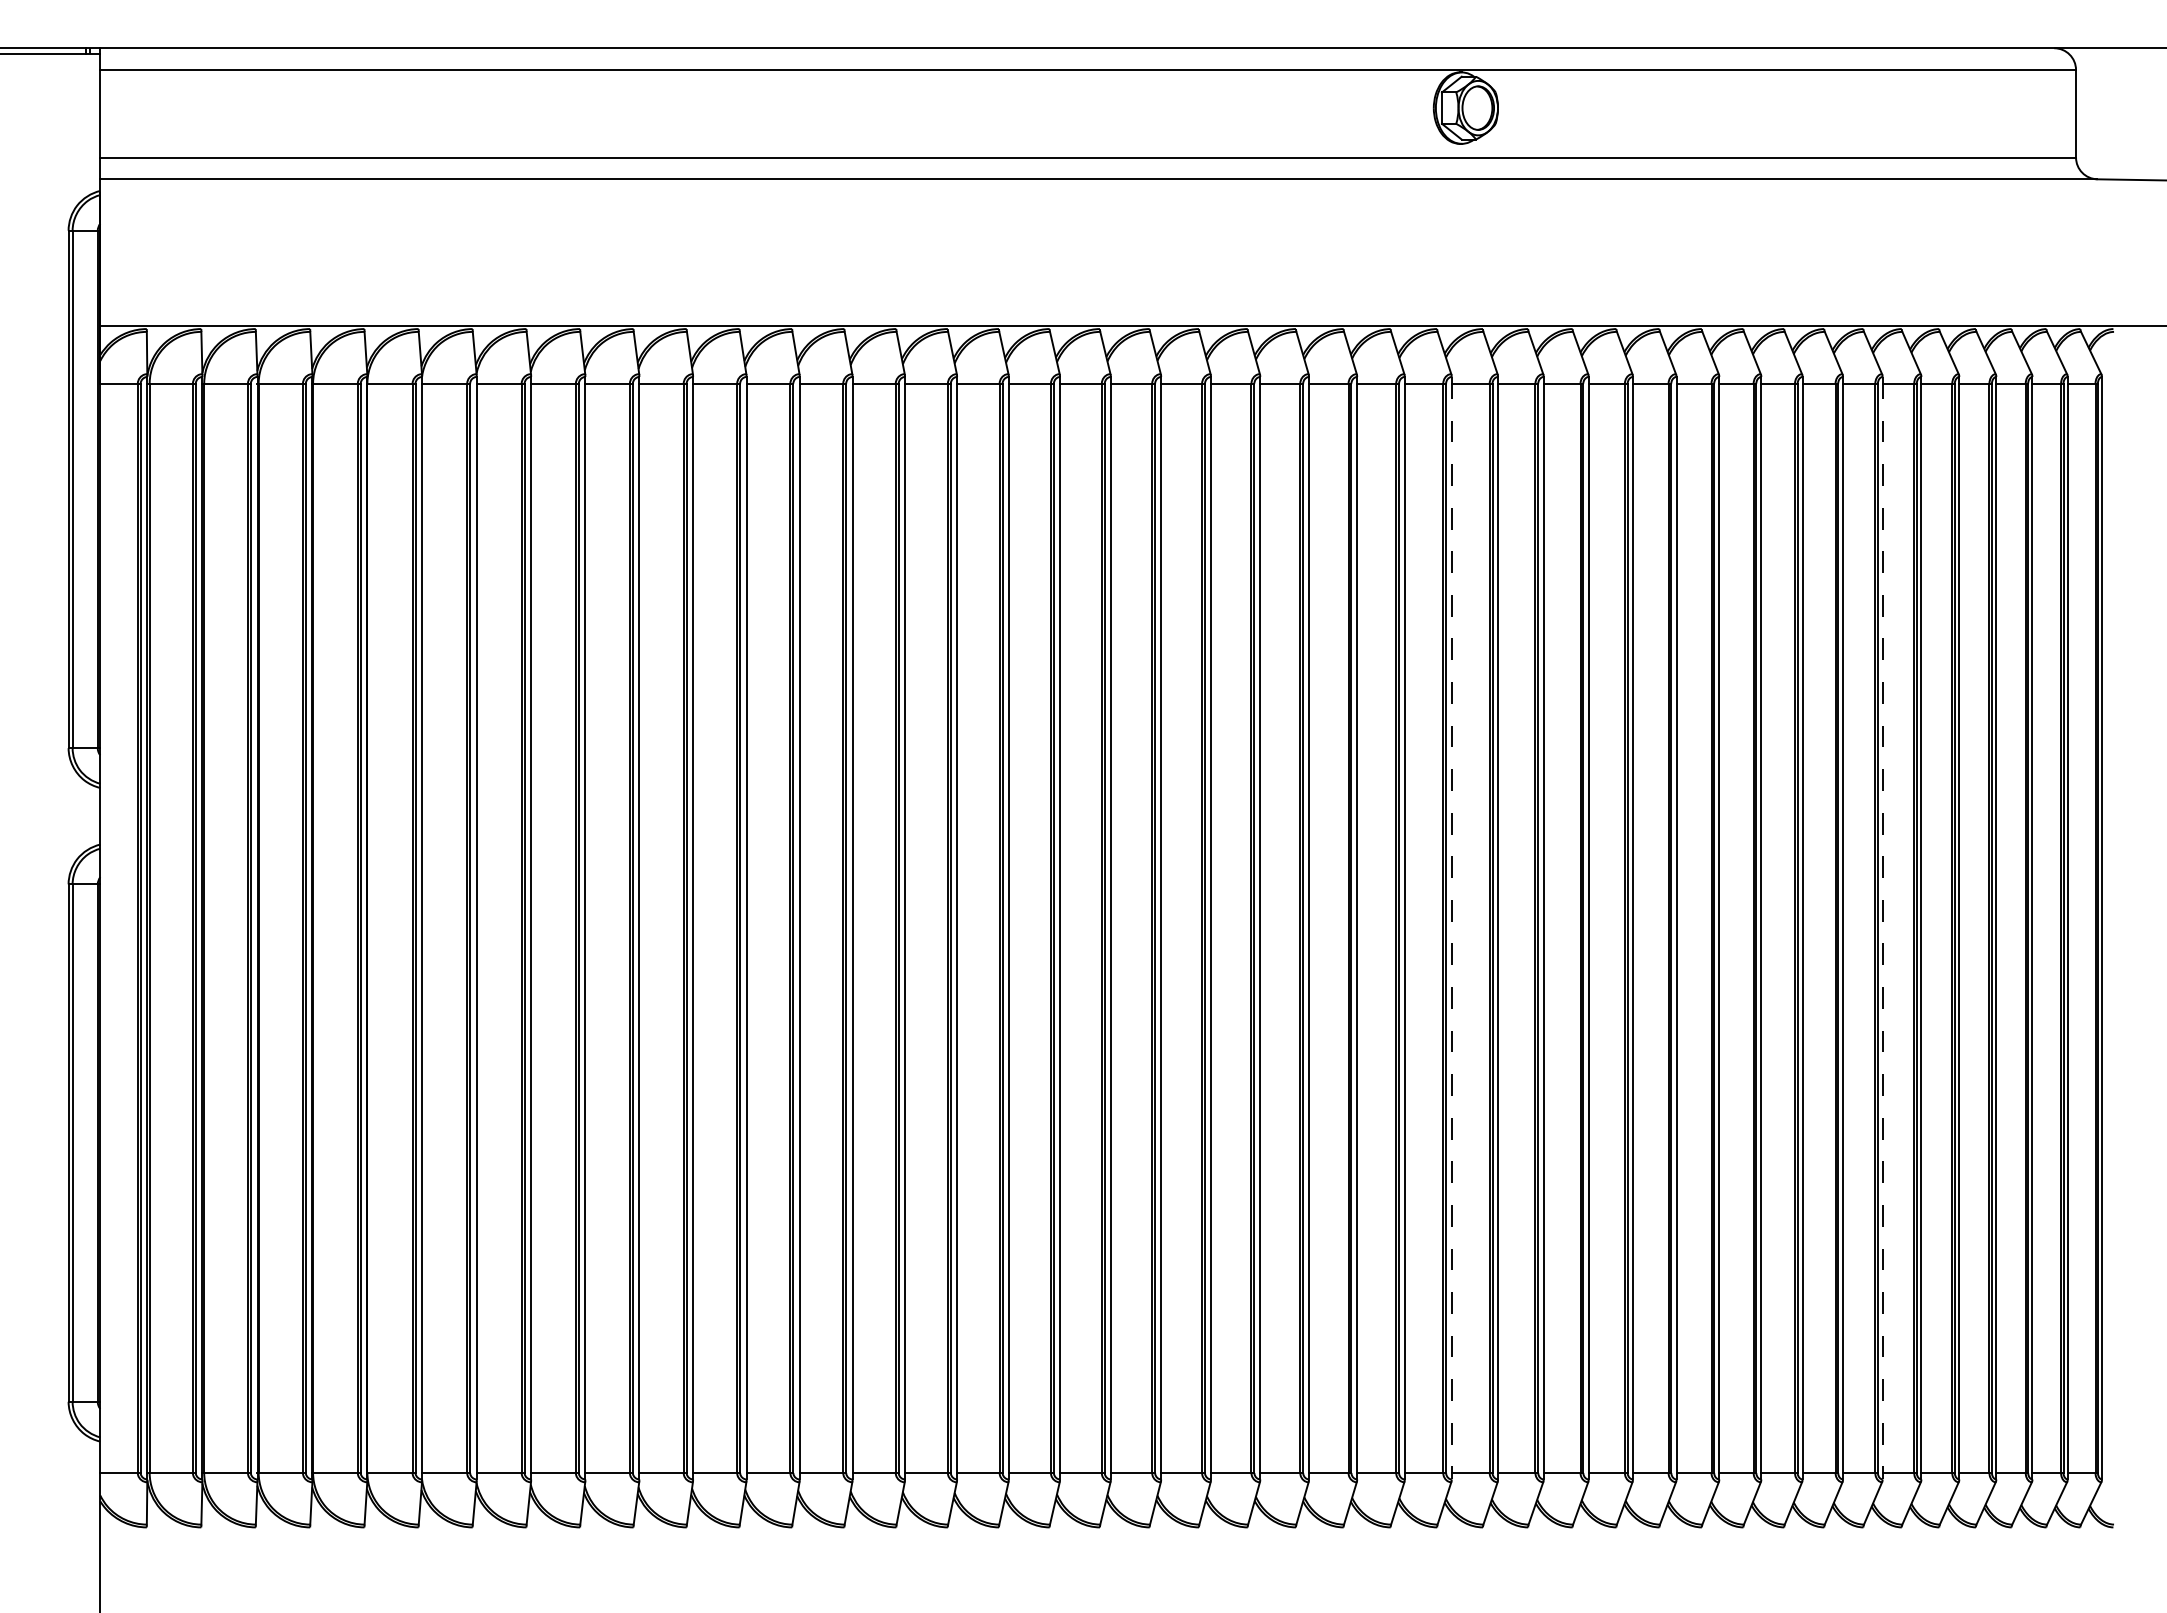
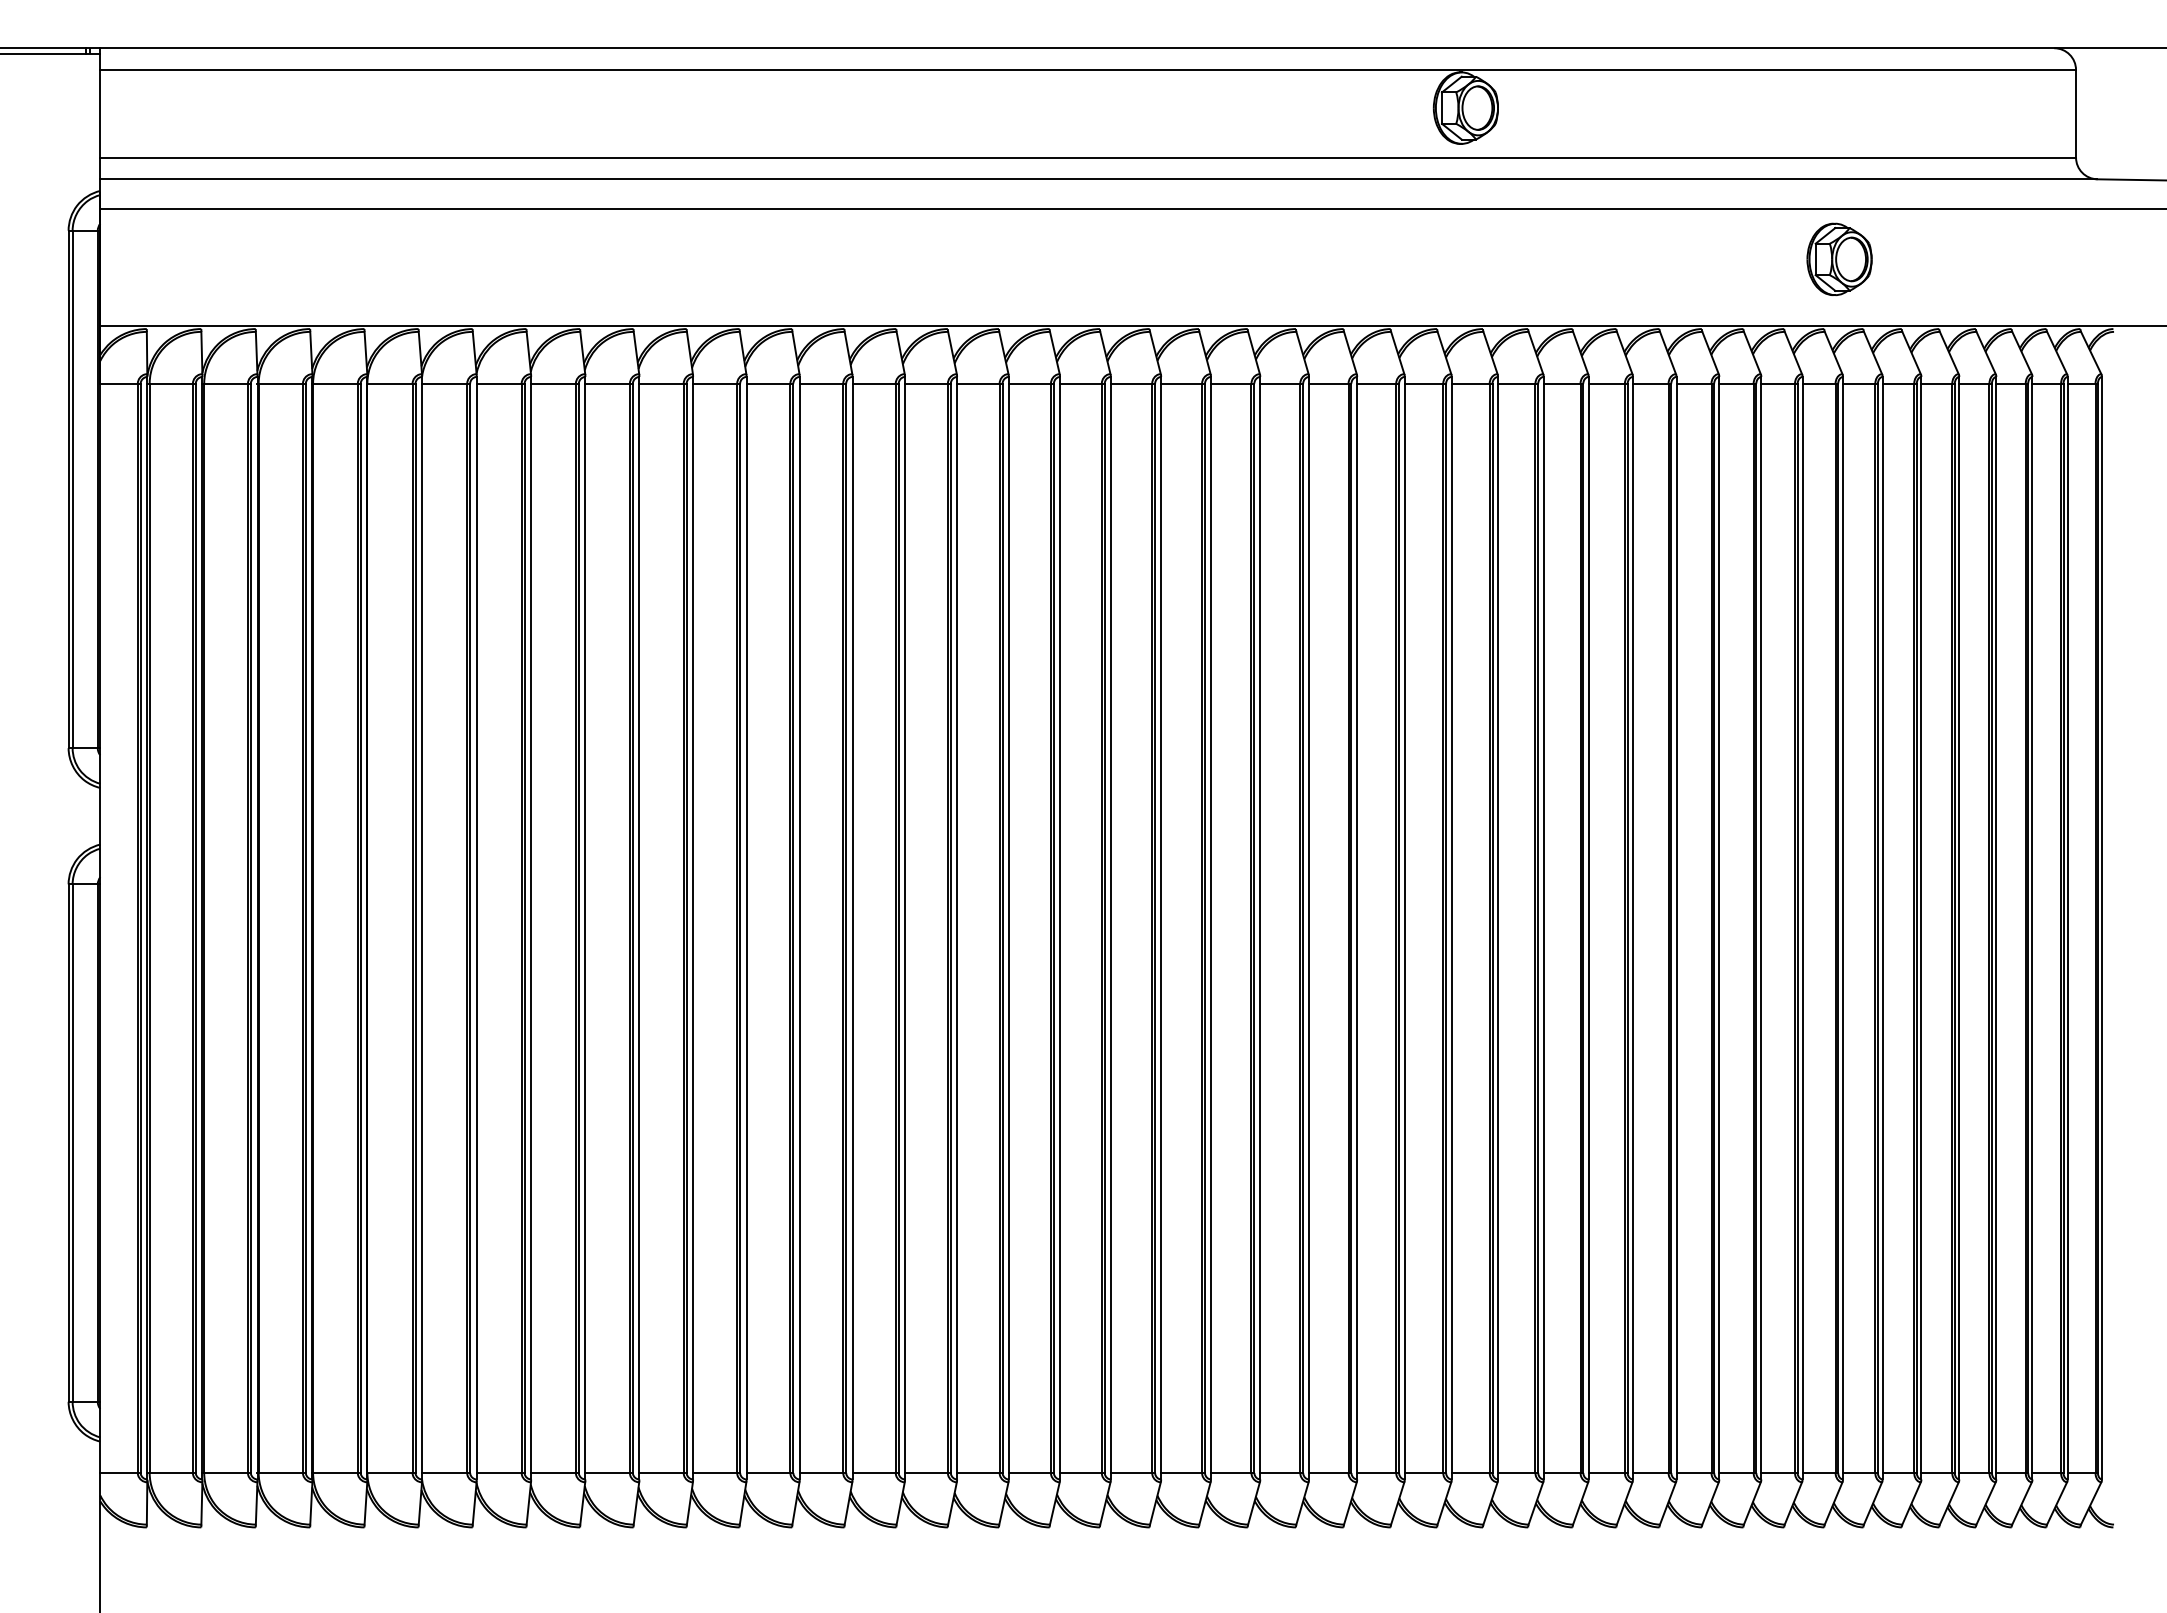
line: none -> present (1131, 209)
part: none -> present (1839, 258)
line: dashed -> solid (1451, 928)
line: dashed -> solid (1882, 928)
